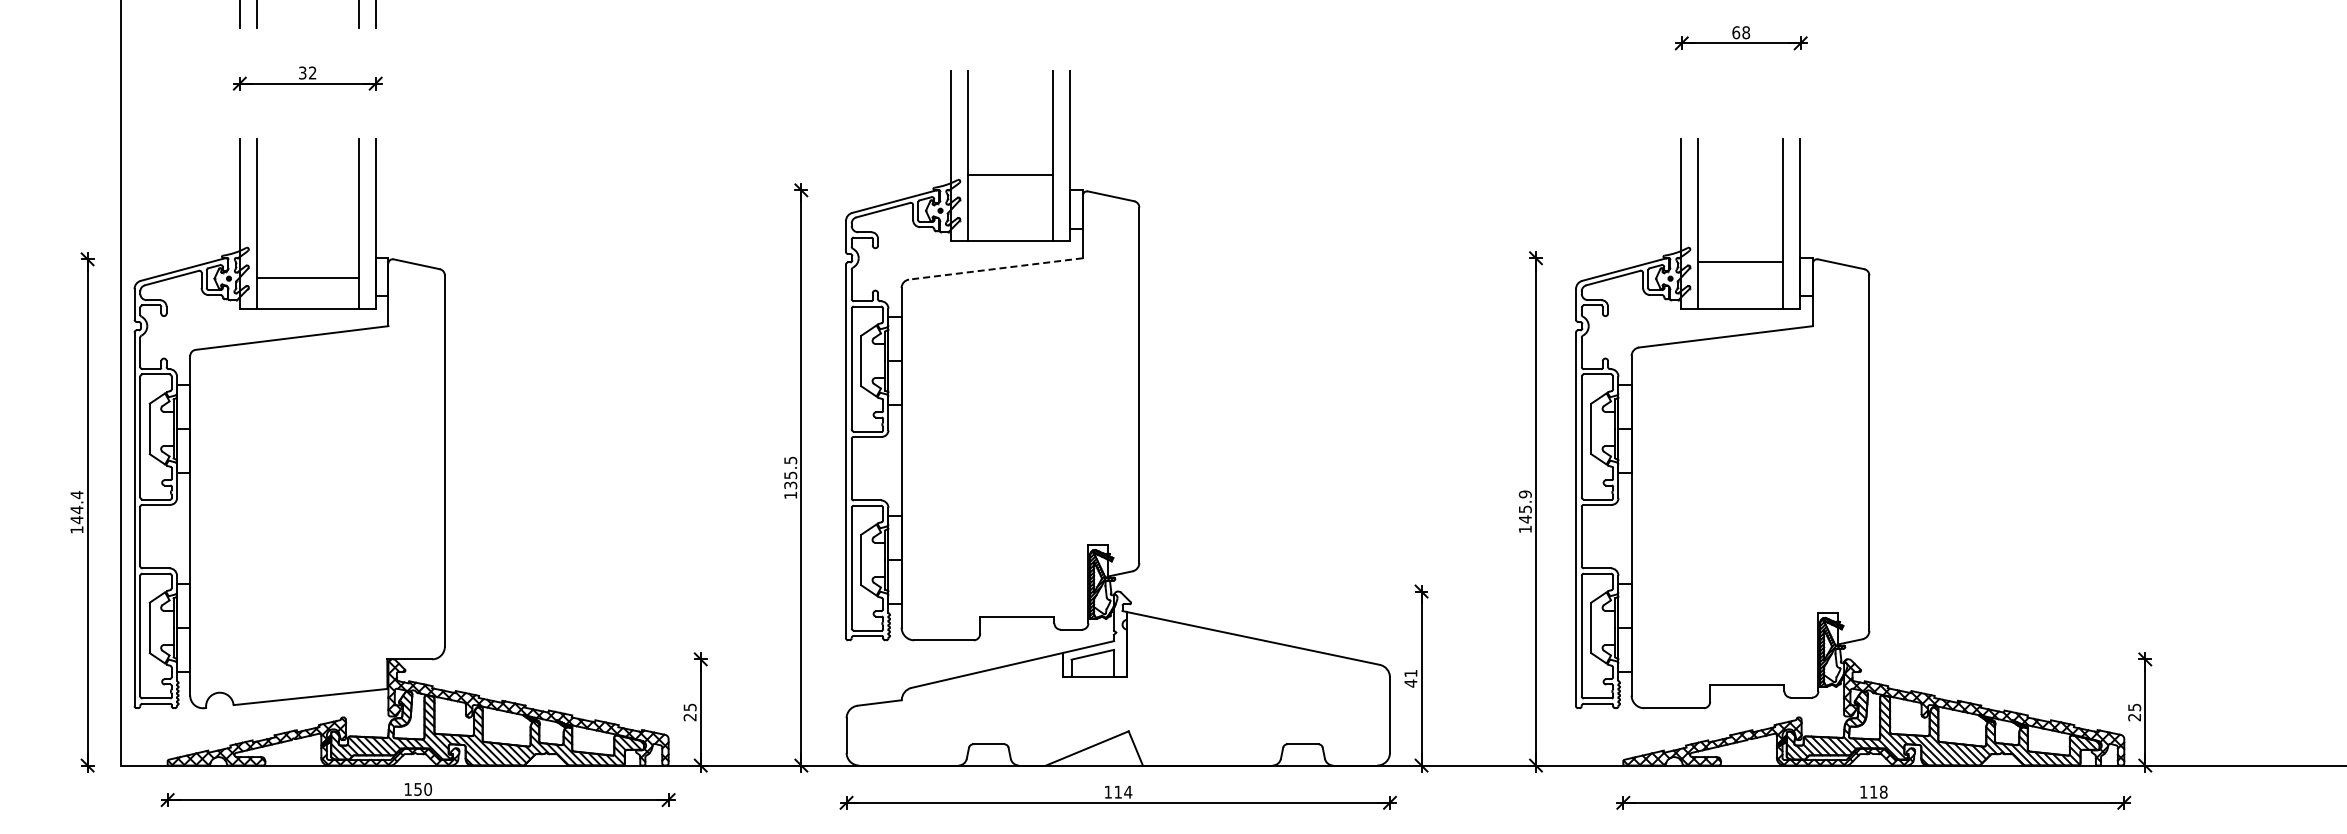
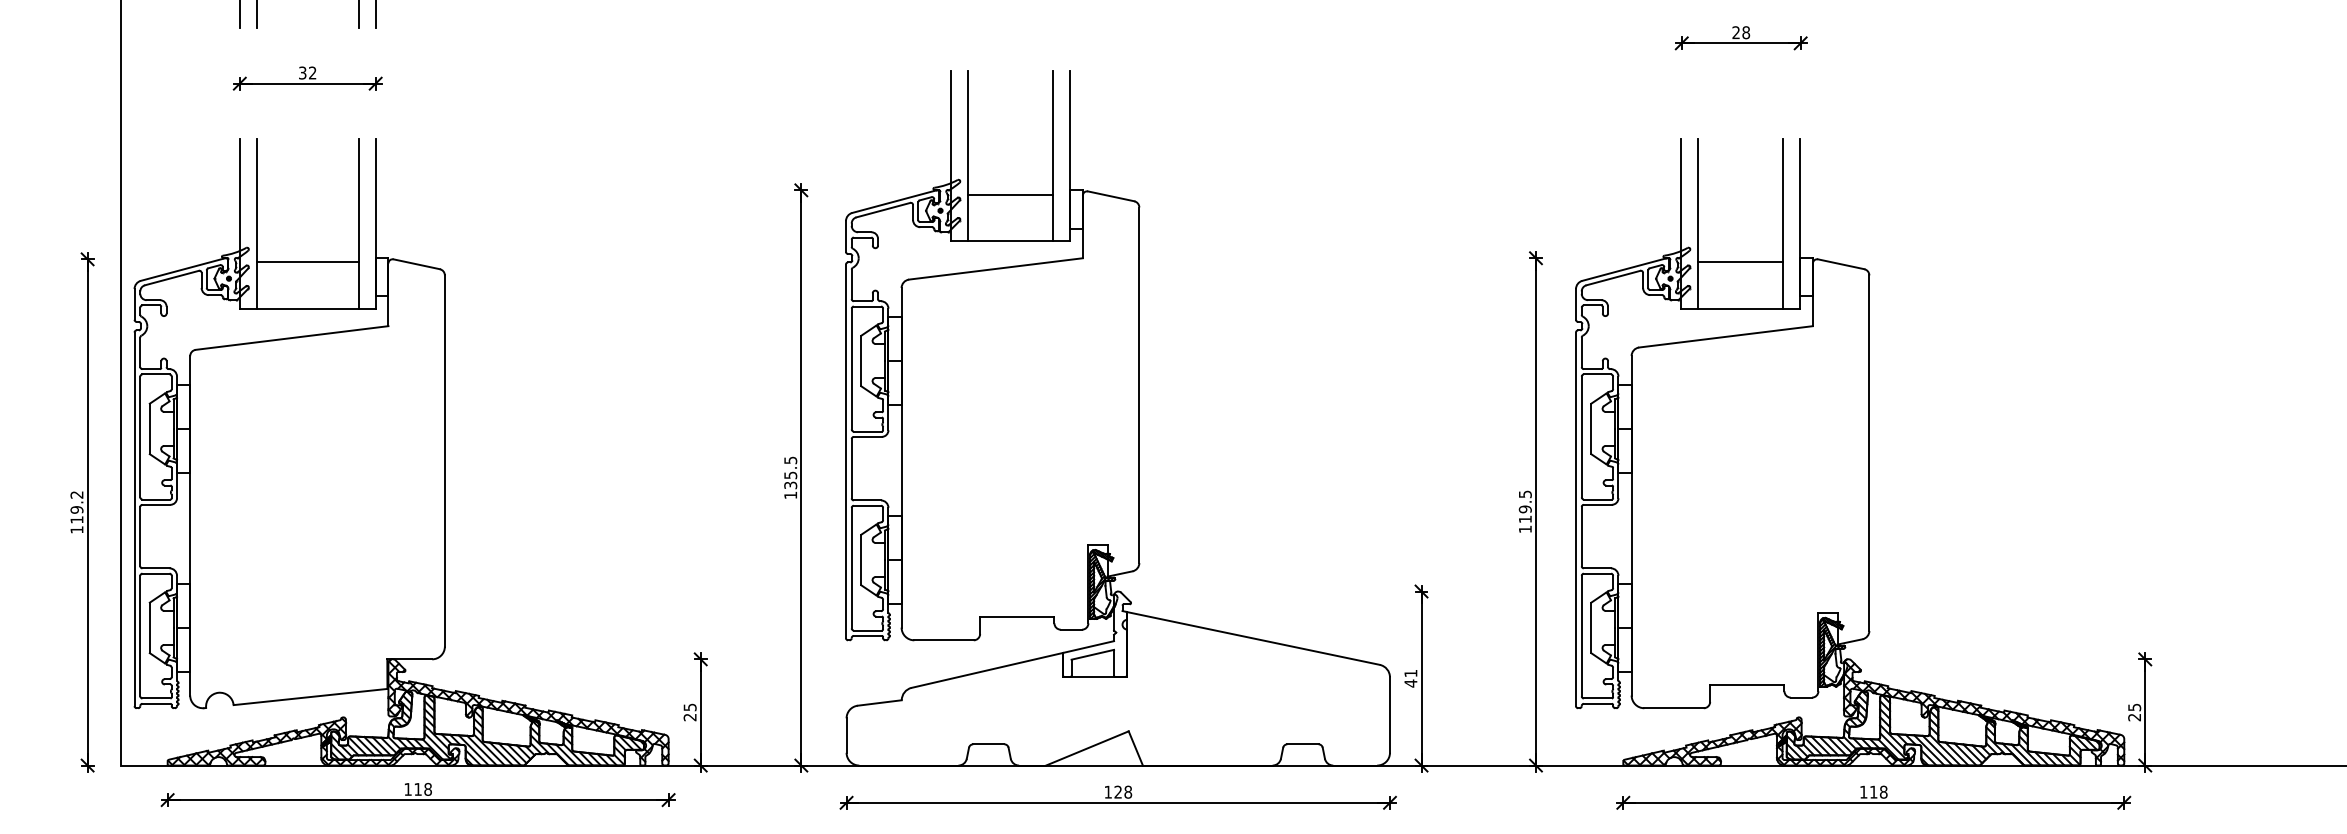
text: 68 -> 28 (1736, 32)
line position: (1010, 174) -> (1010, 194) (1010, 194)
line: dashed -> solid (995, 268)
line position: (307, 278) -> (307, 262) (307, 262)
text: 145.9 -> 119.5 (1524, 506)
text: 144.4 -> 119.2 (76, 507)
text: 150 -> 118 (423, 789)
text: 114 -> 128 (1123, 791)
